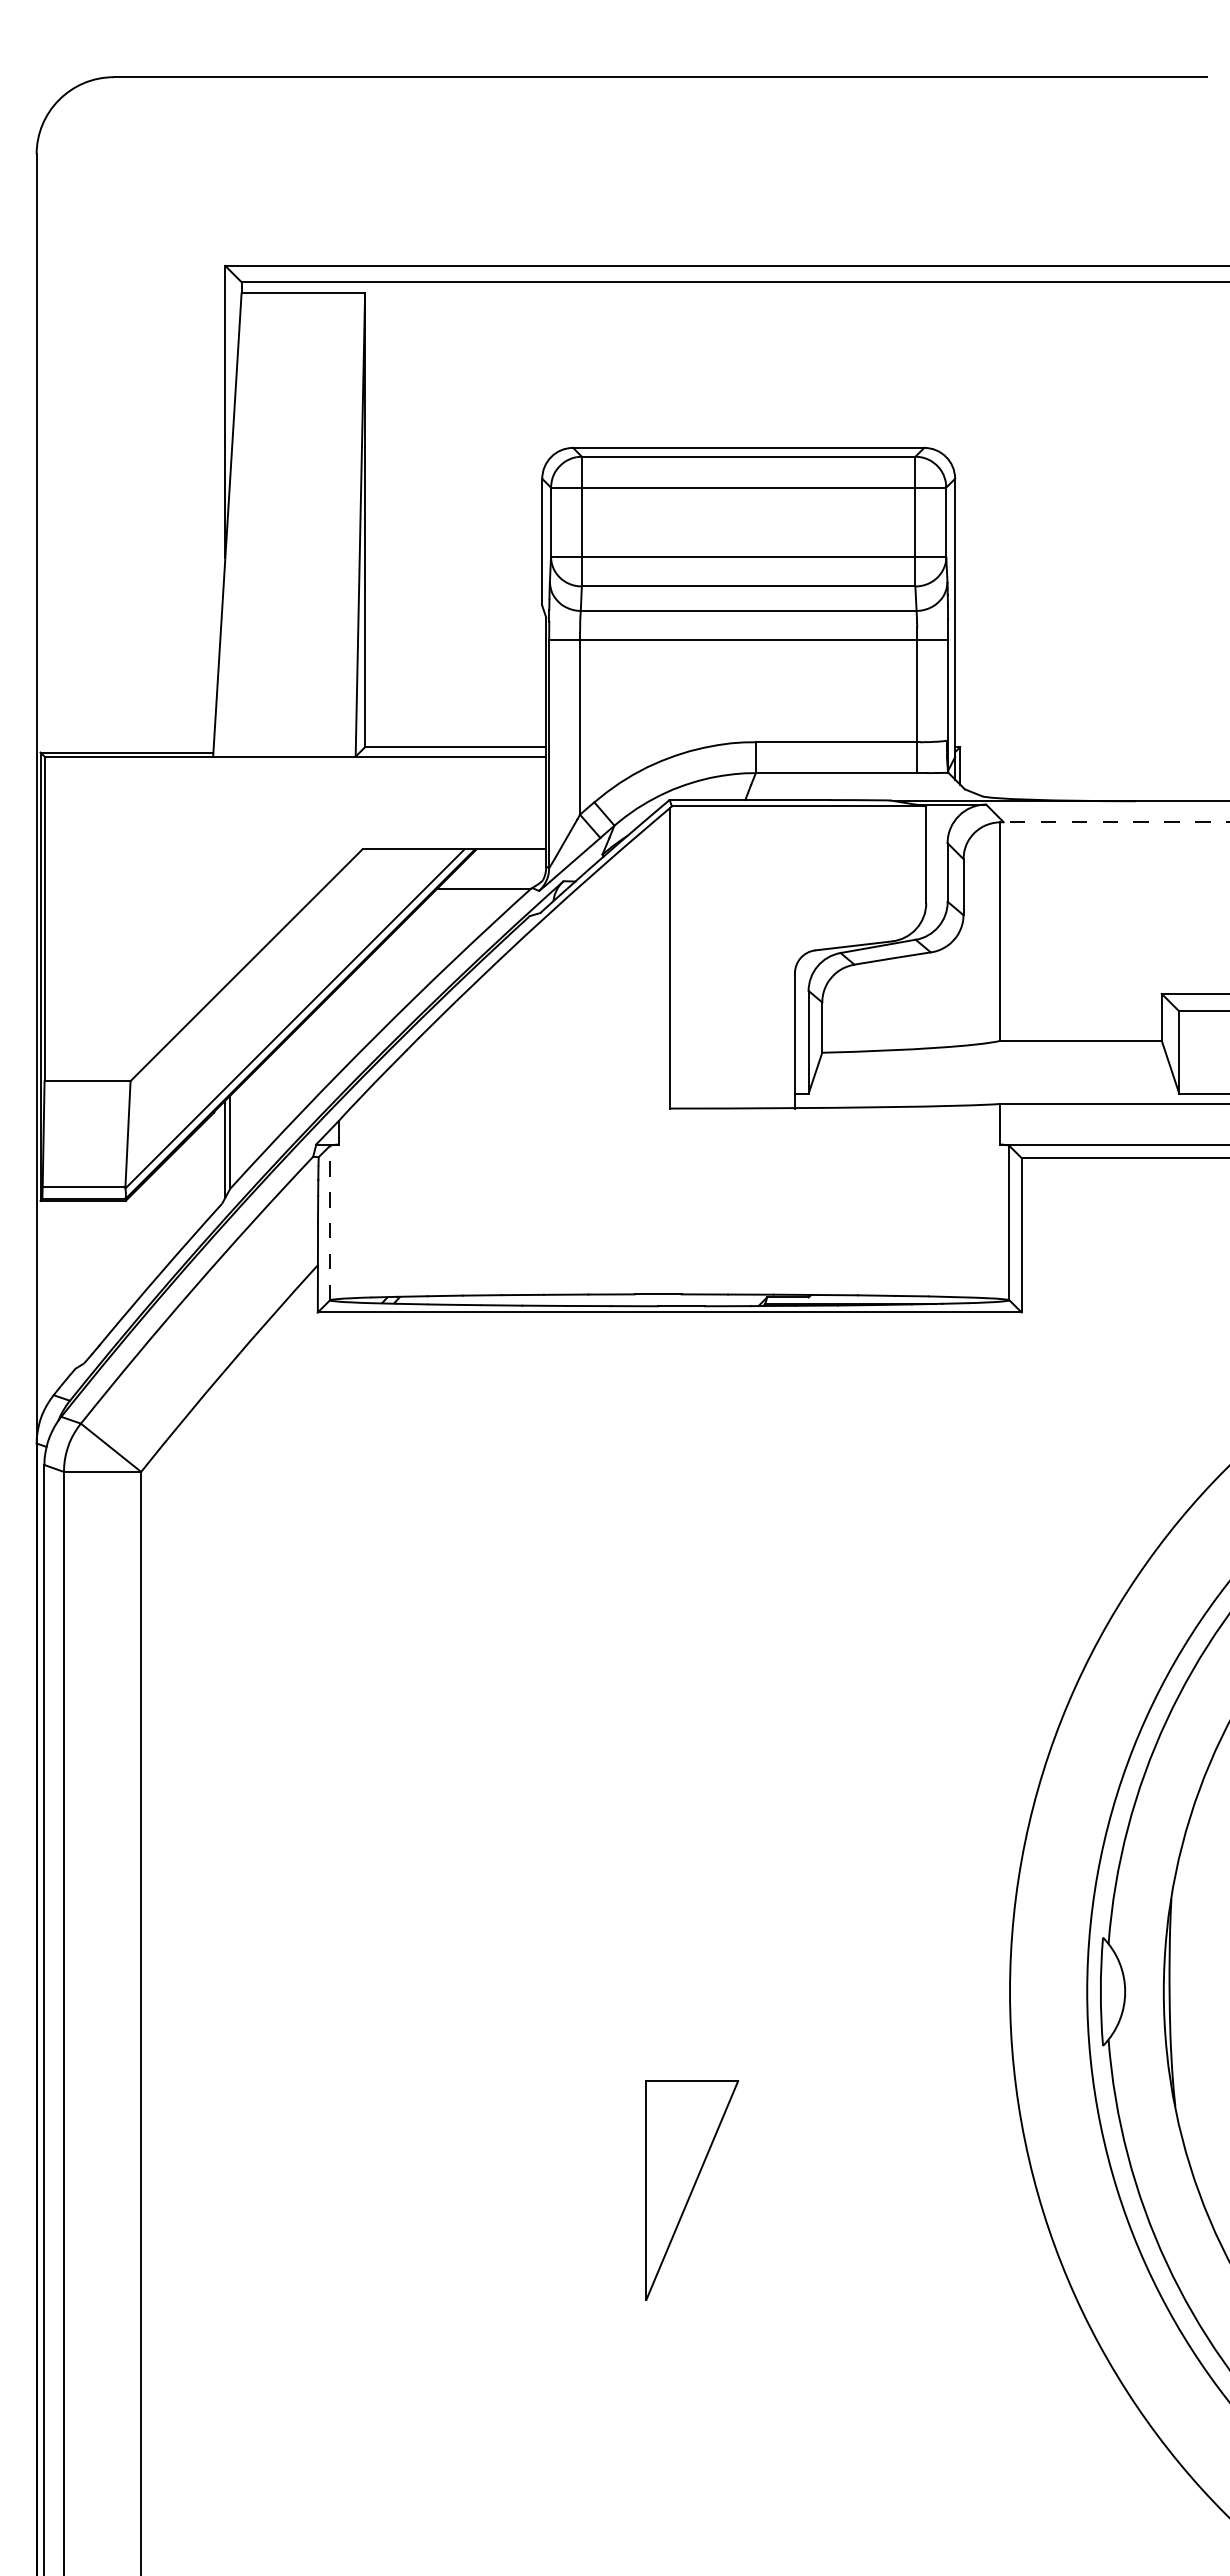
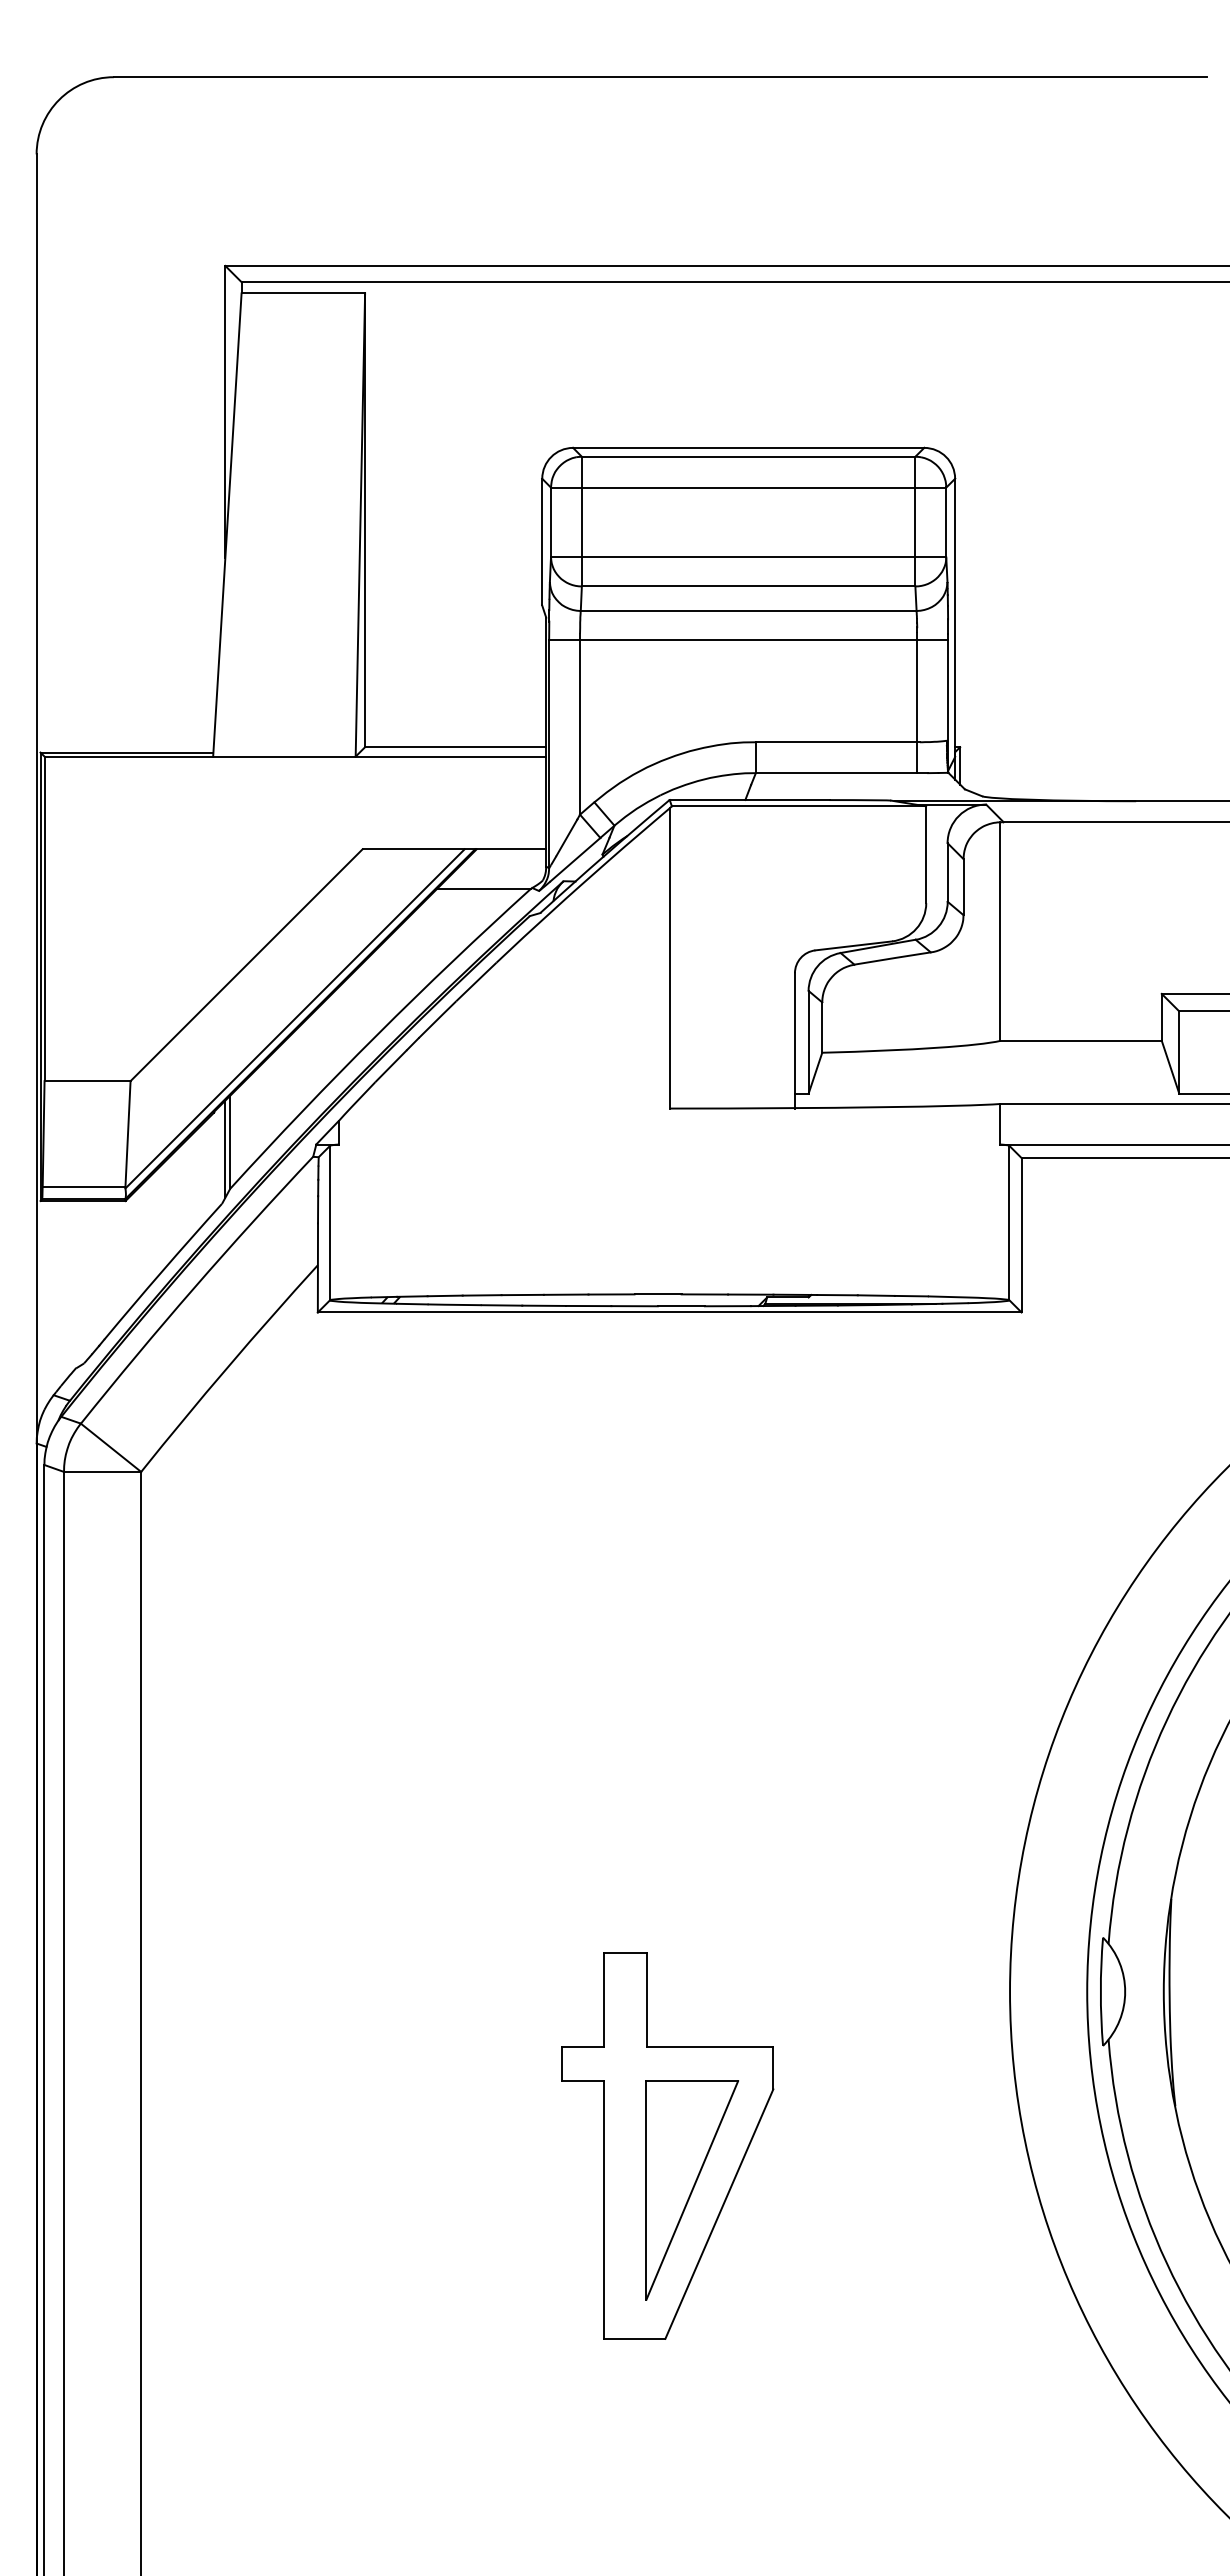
line: dashed -> solid (1116, 822)
line: dashed -> solid (330, 1222)
part: none -> present (667, 2145)
